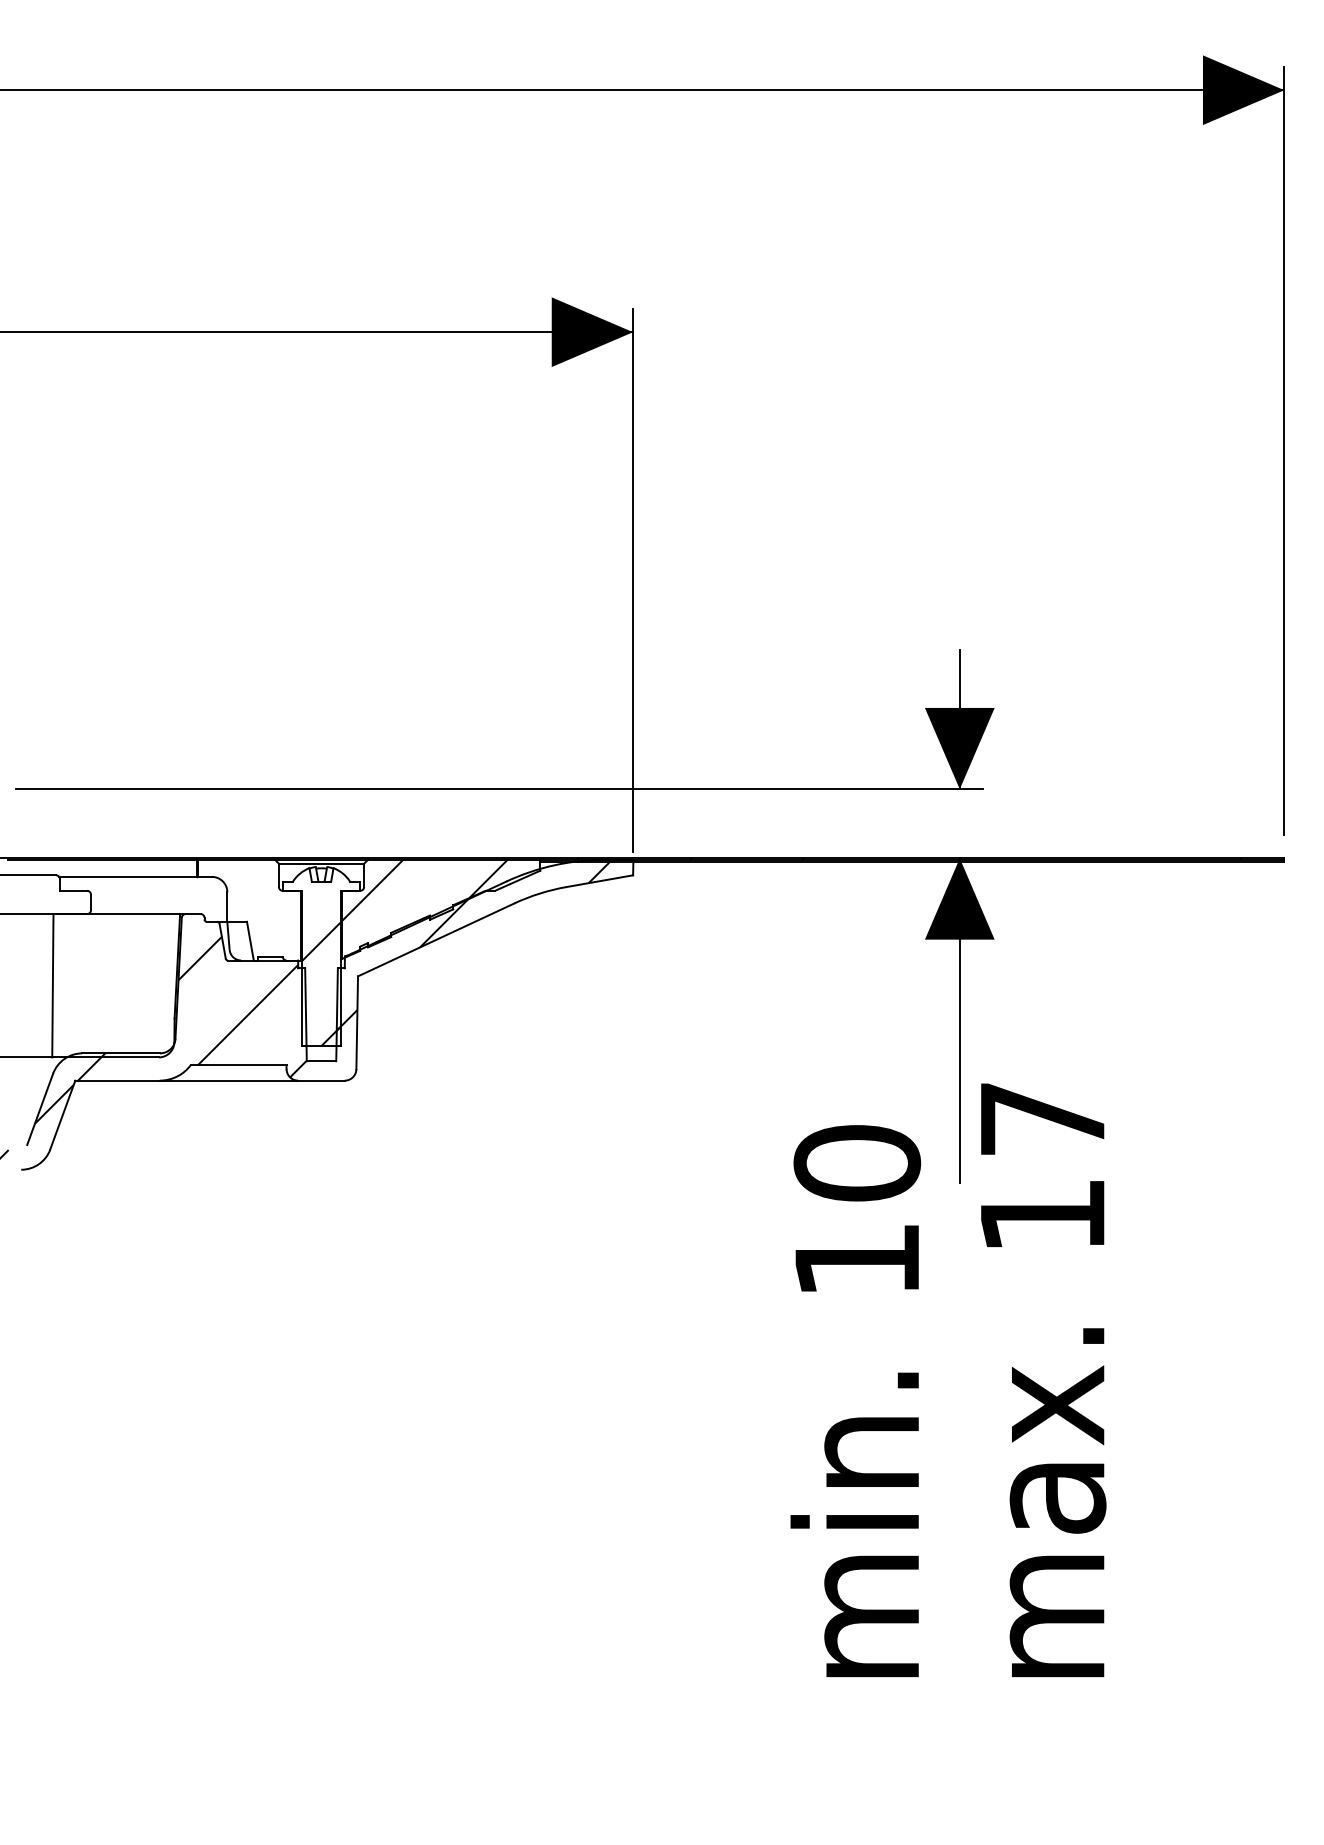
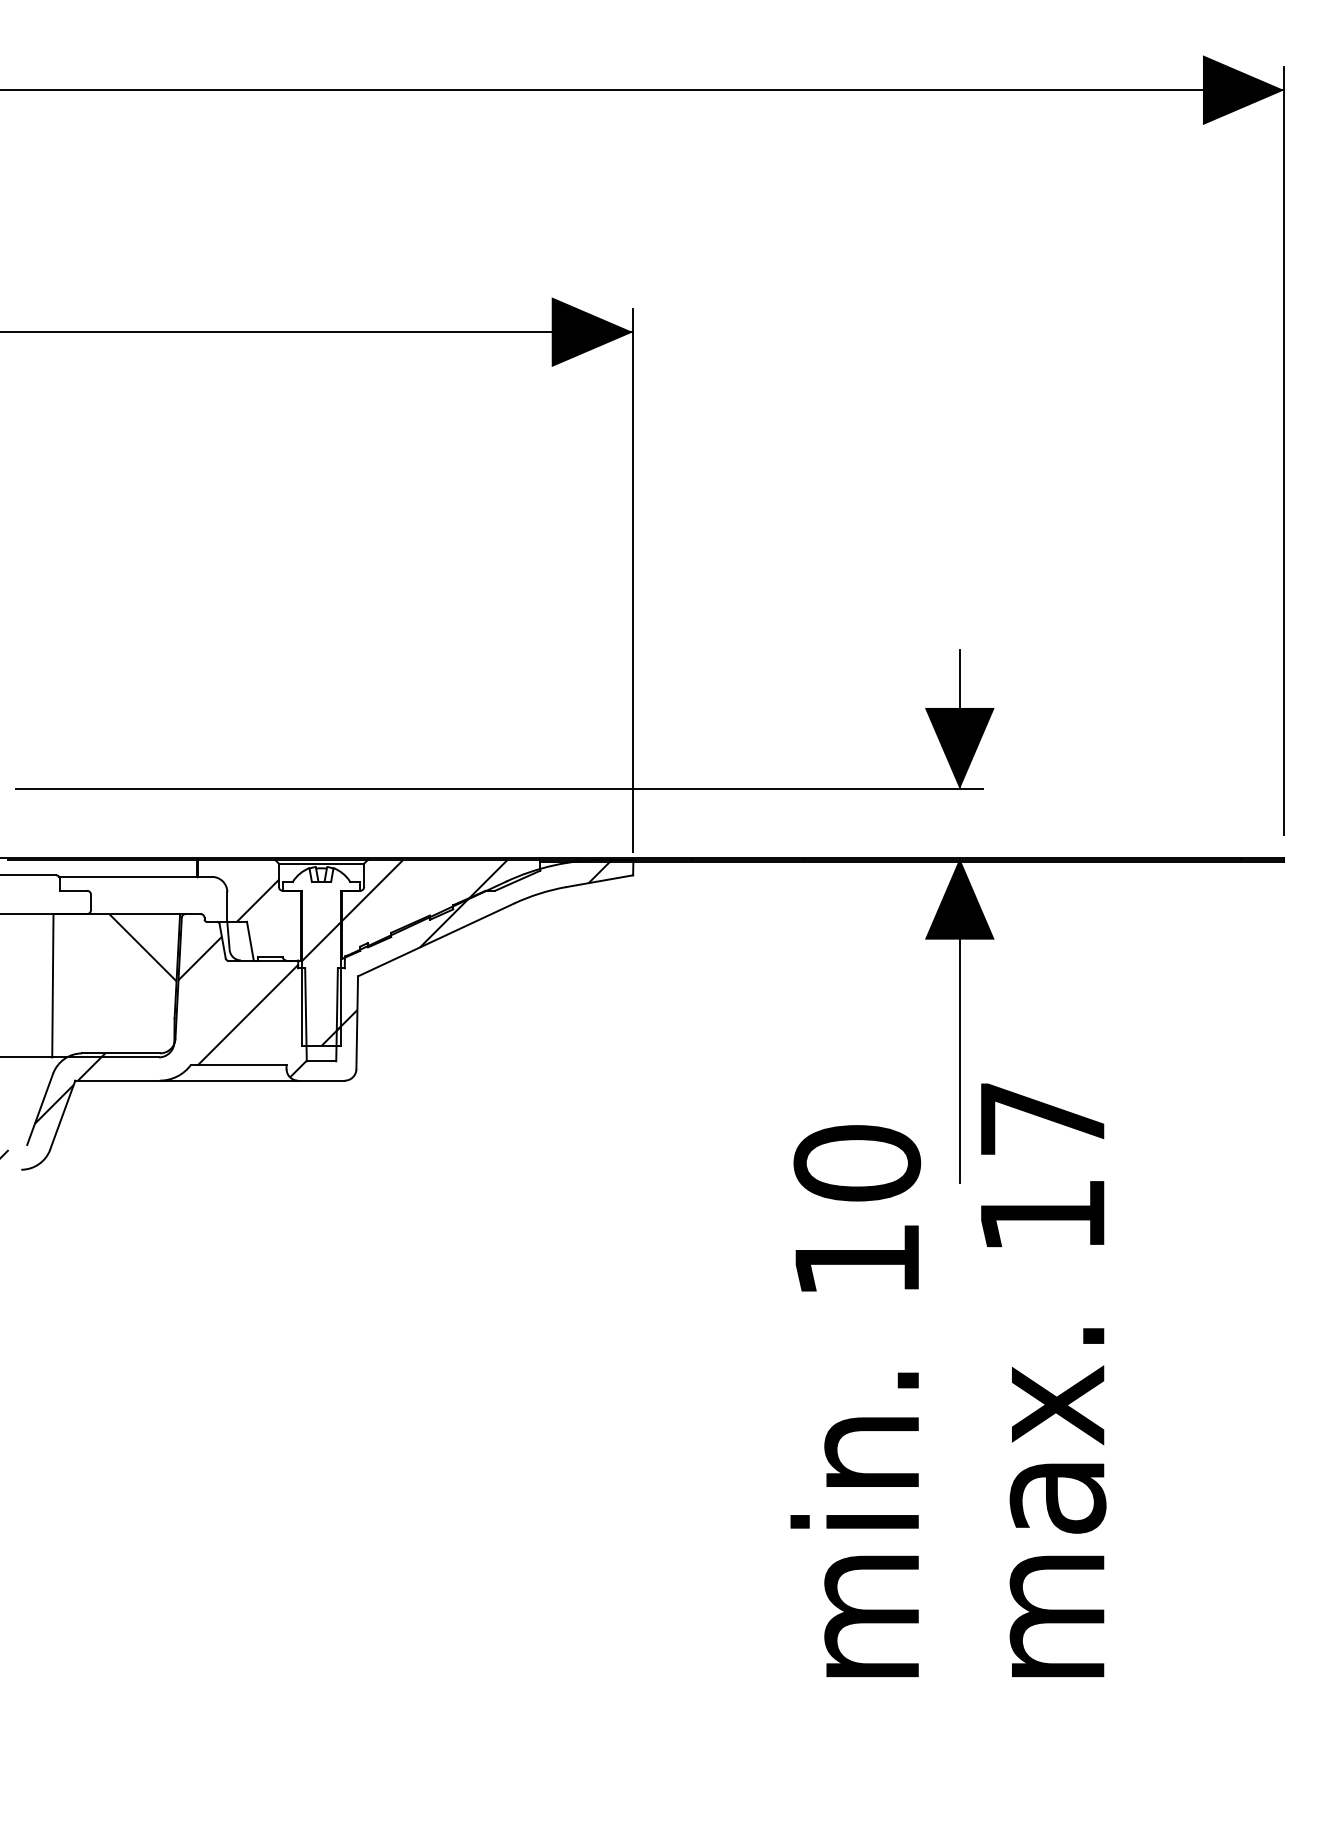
hatch: none -> present (257, 900)
hatch: none -> present (142, 947)
